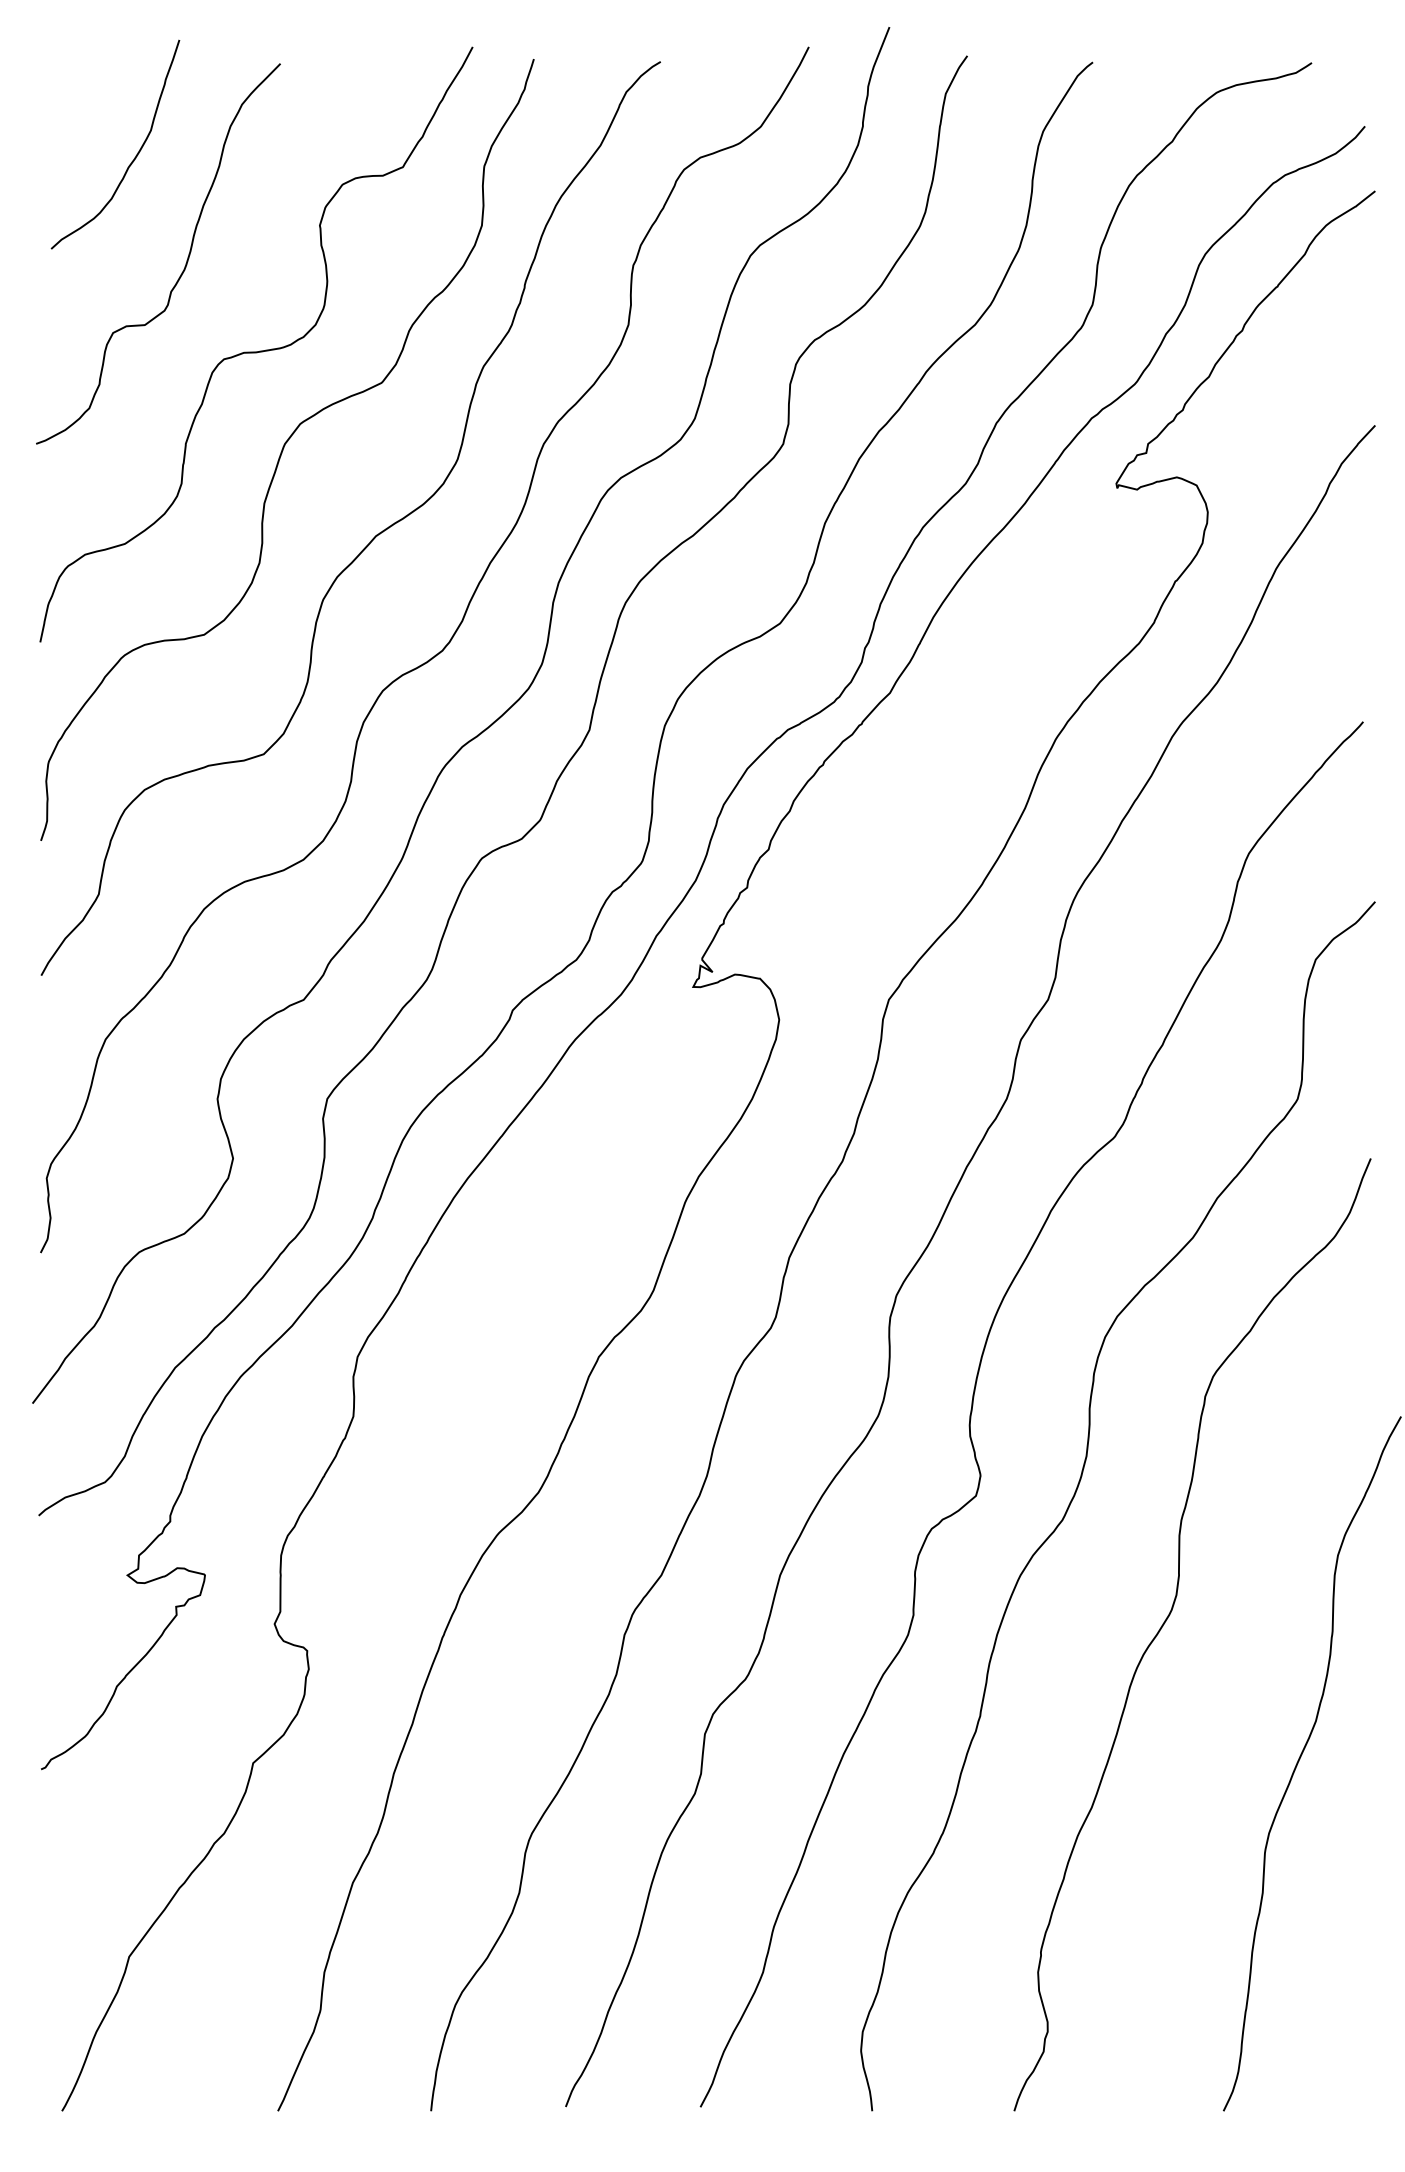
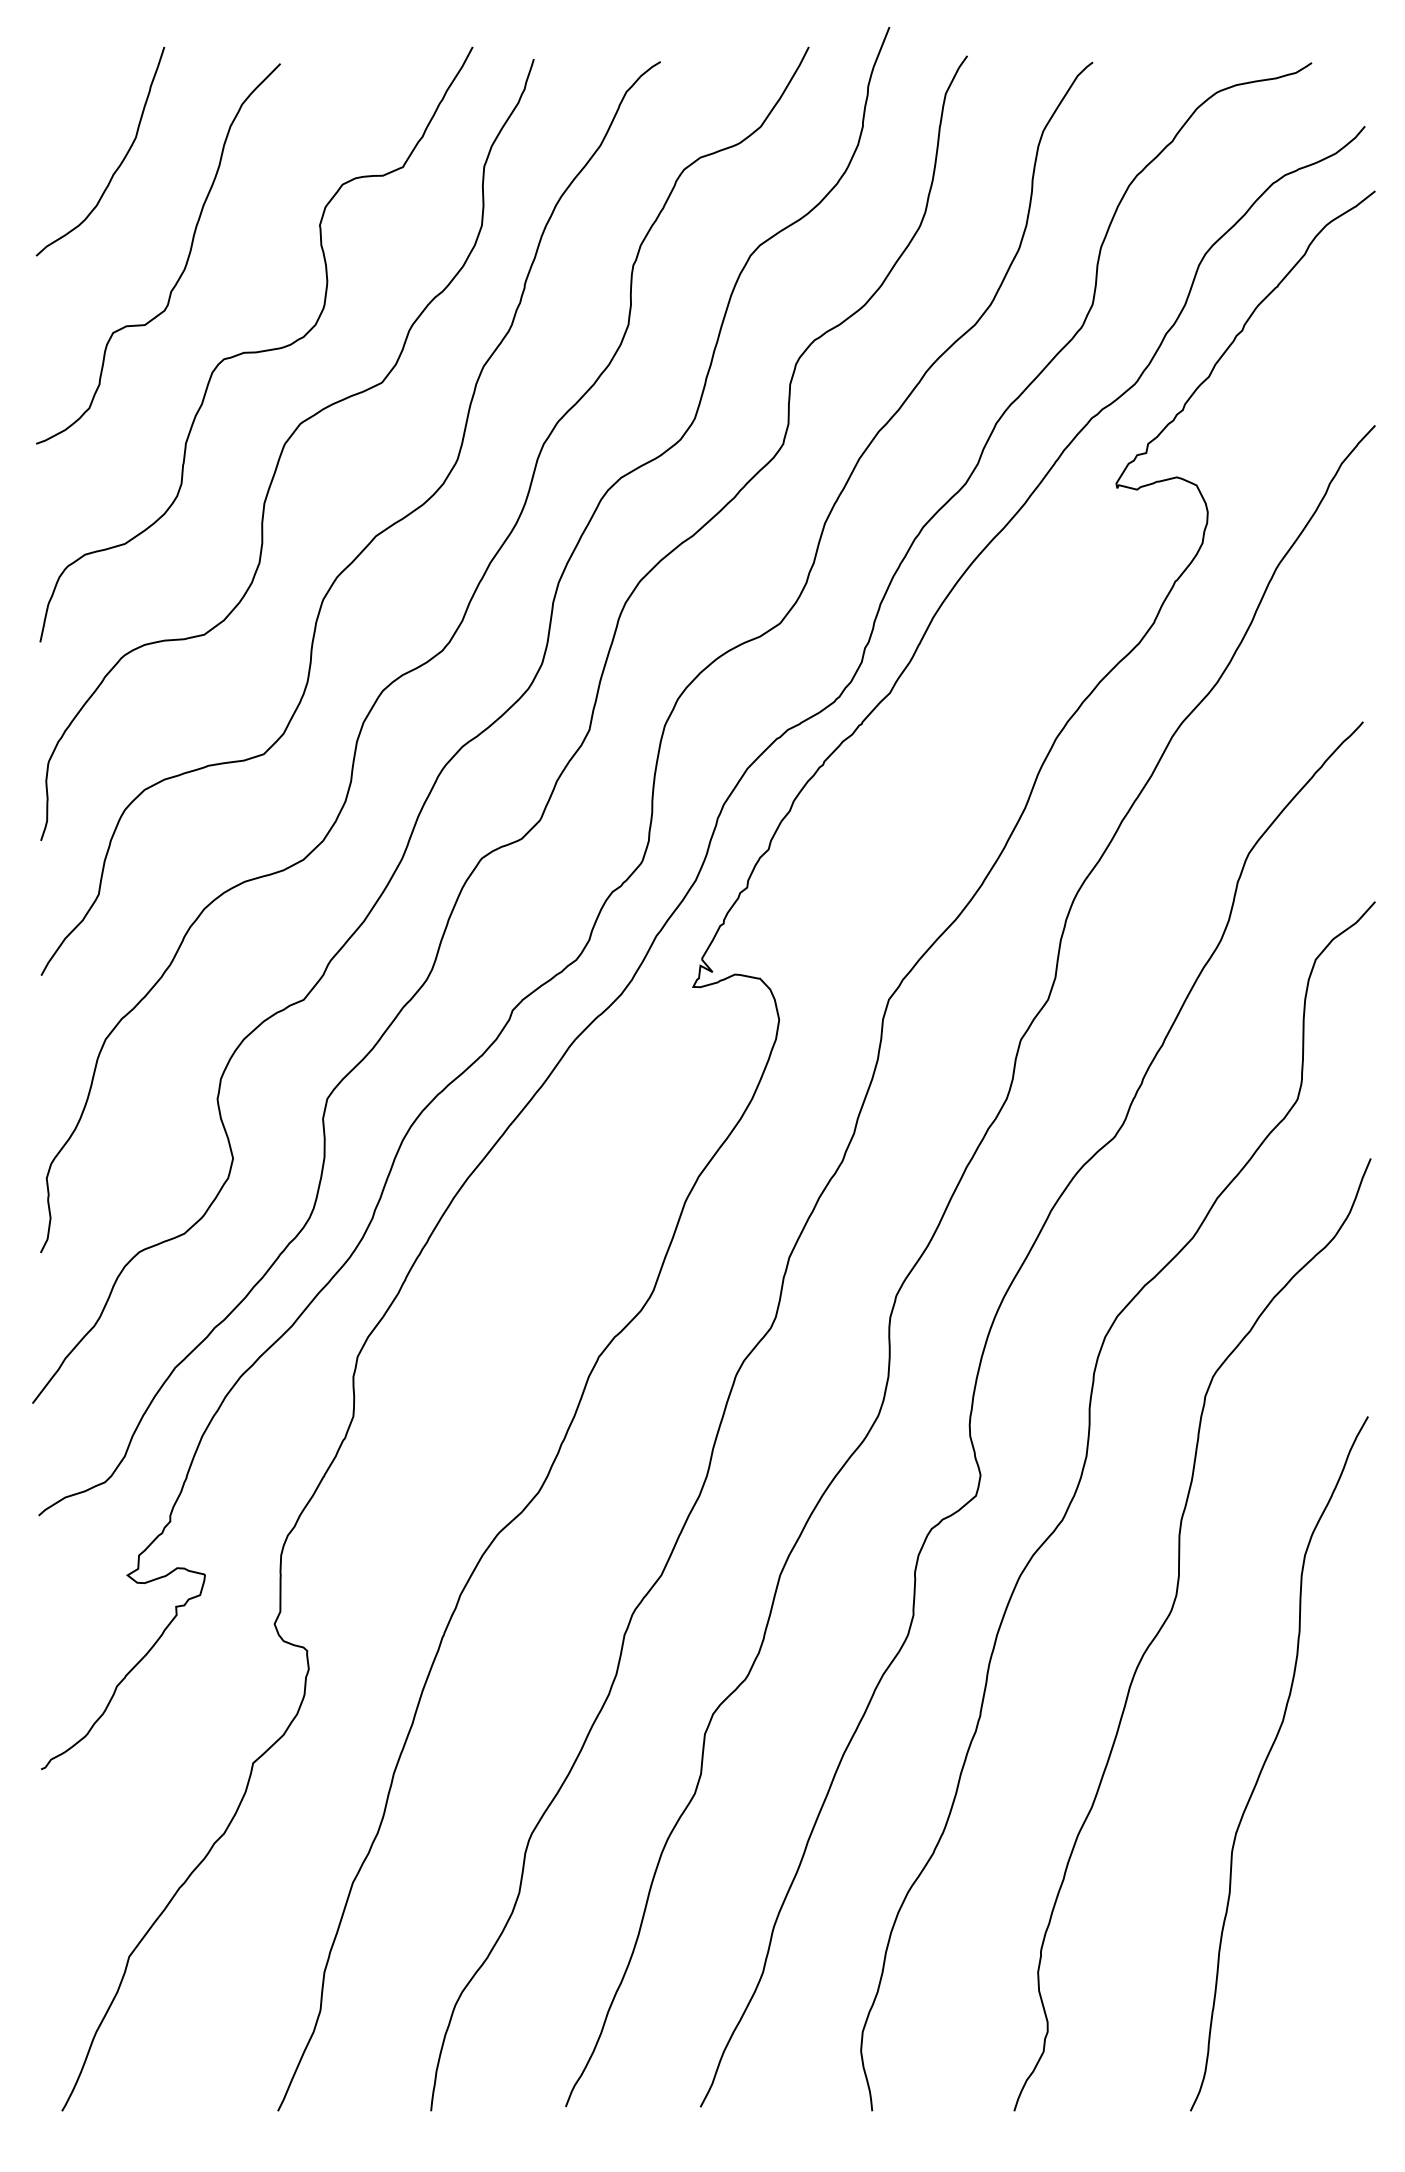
curve position: (135, 155) -> (120, 162) (120, 162)
curve position: (1301, 1757) -> (1268, 1757) (1268, 1757)
